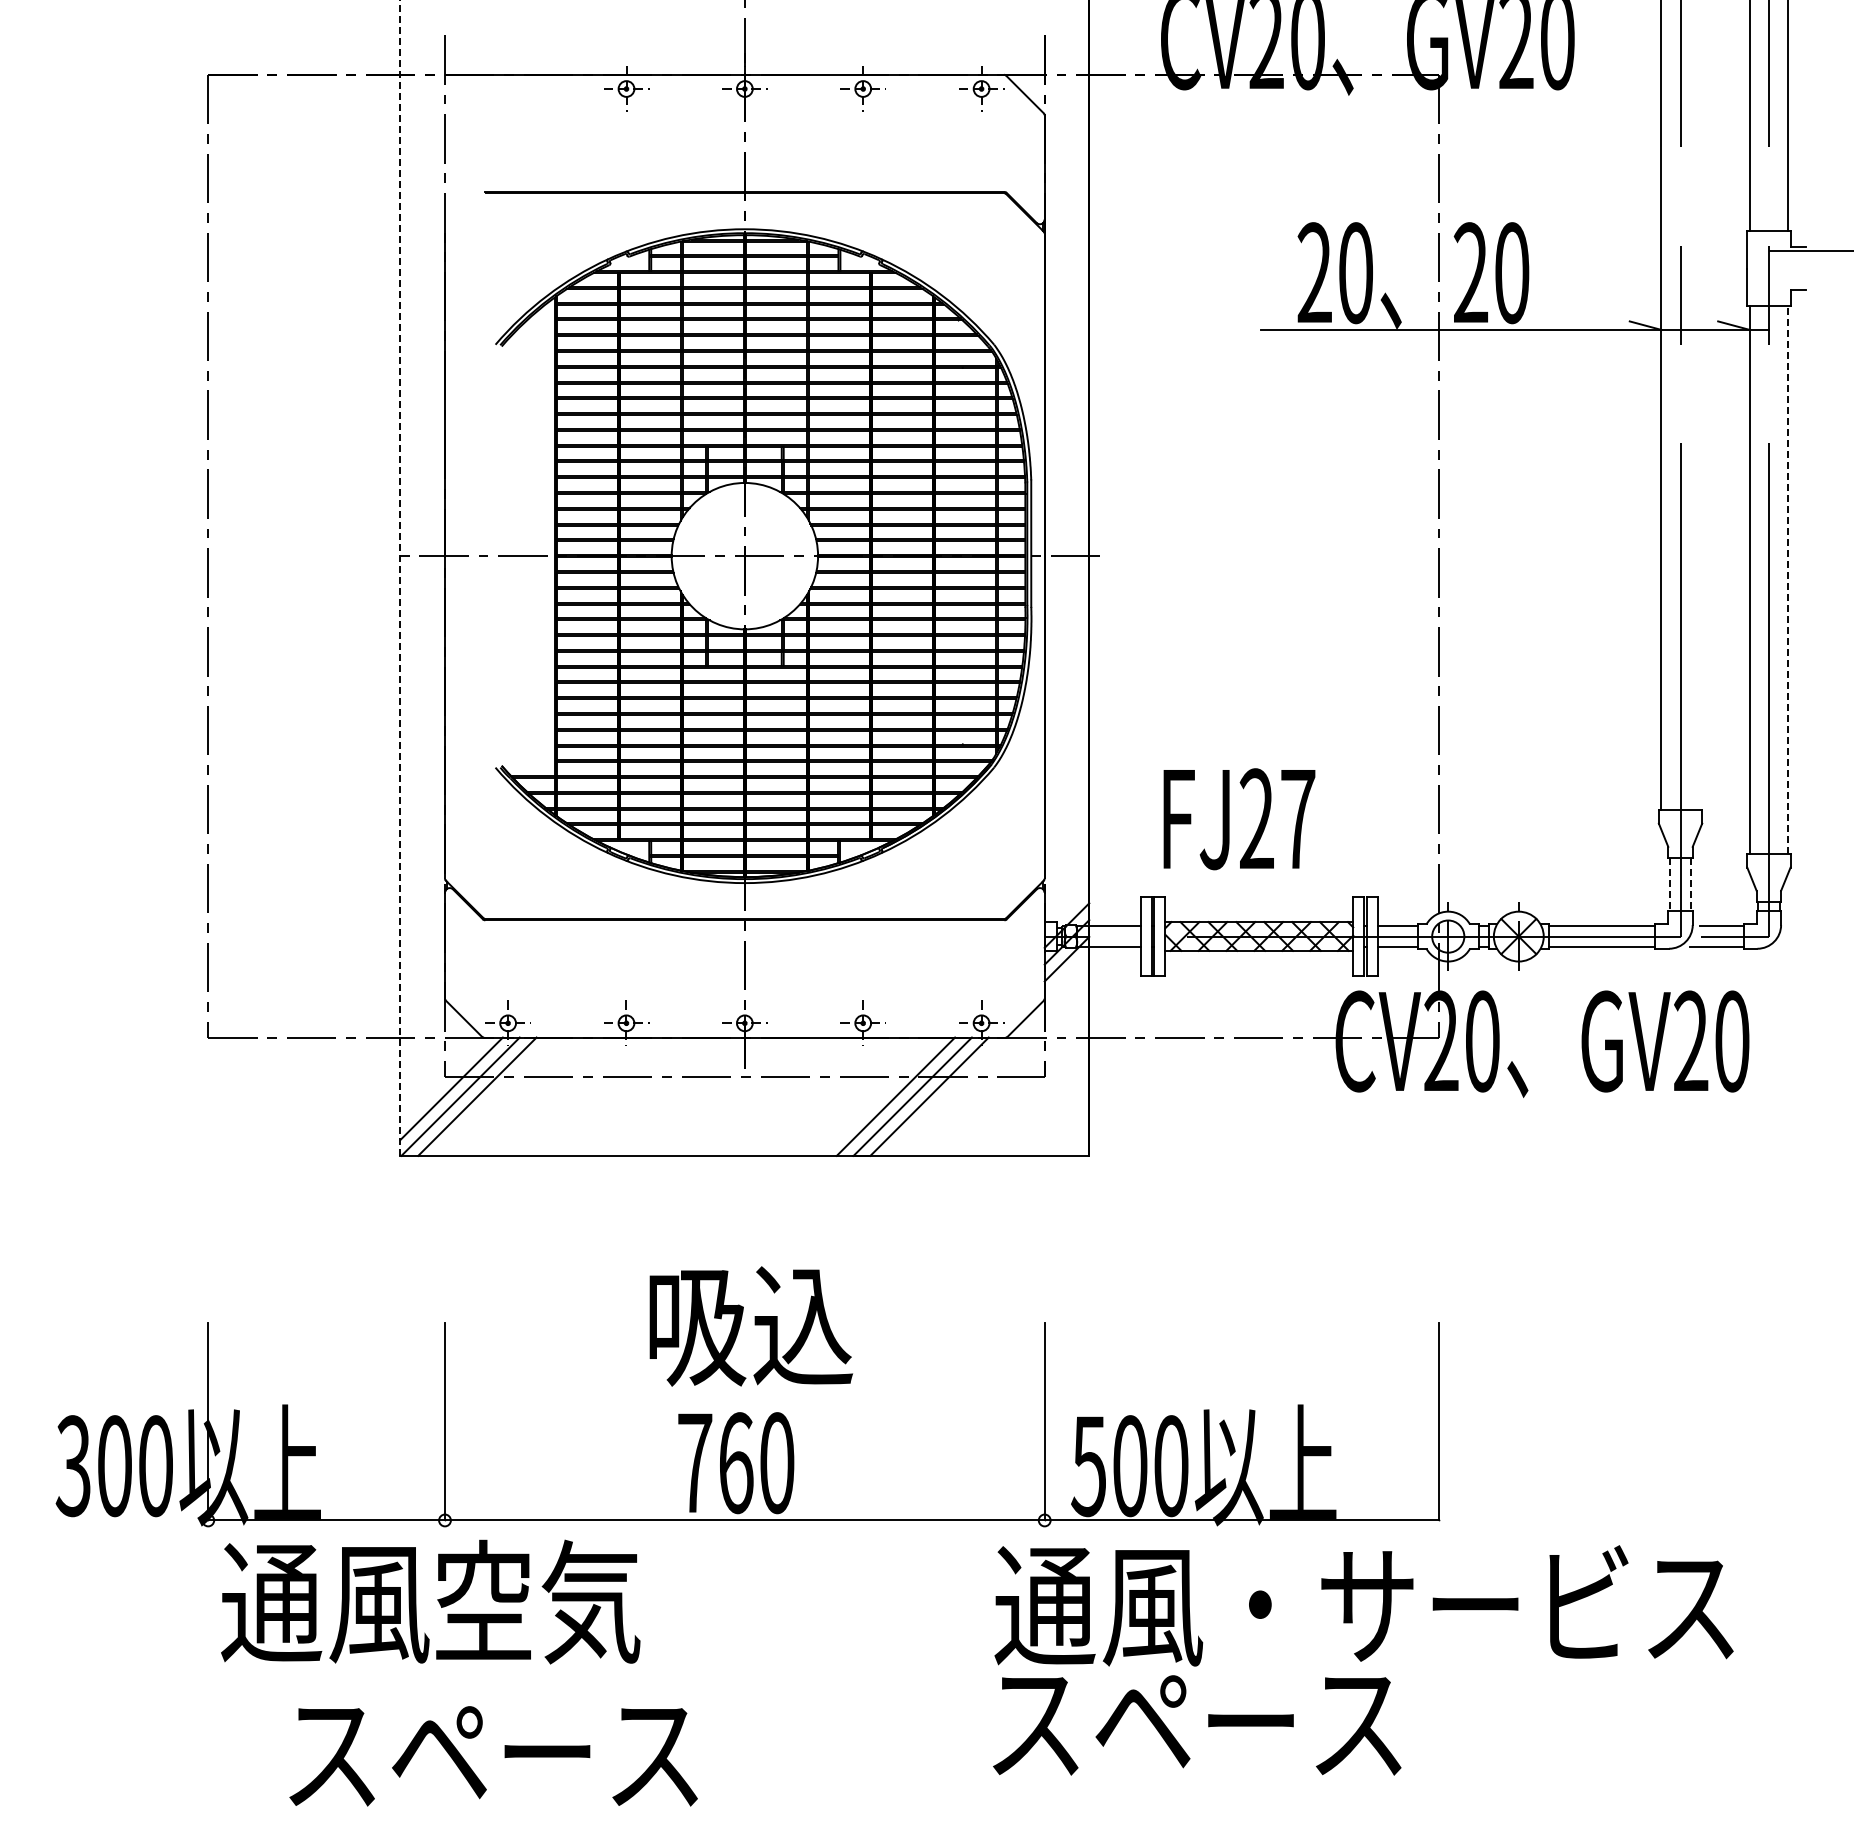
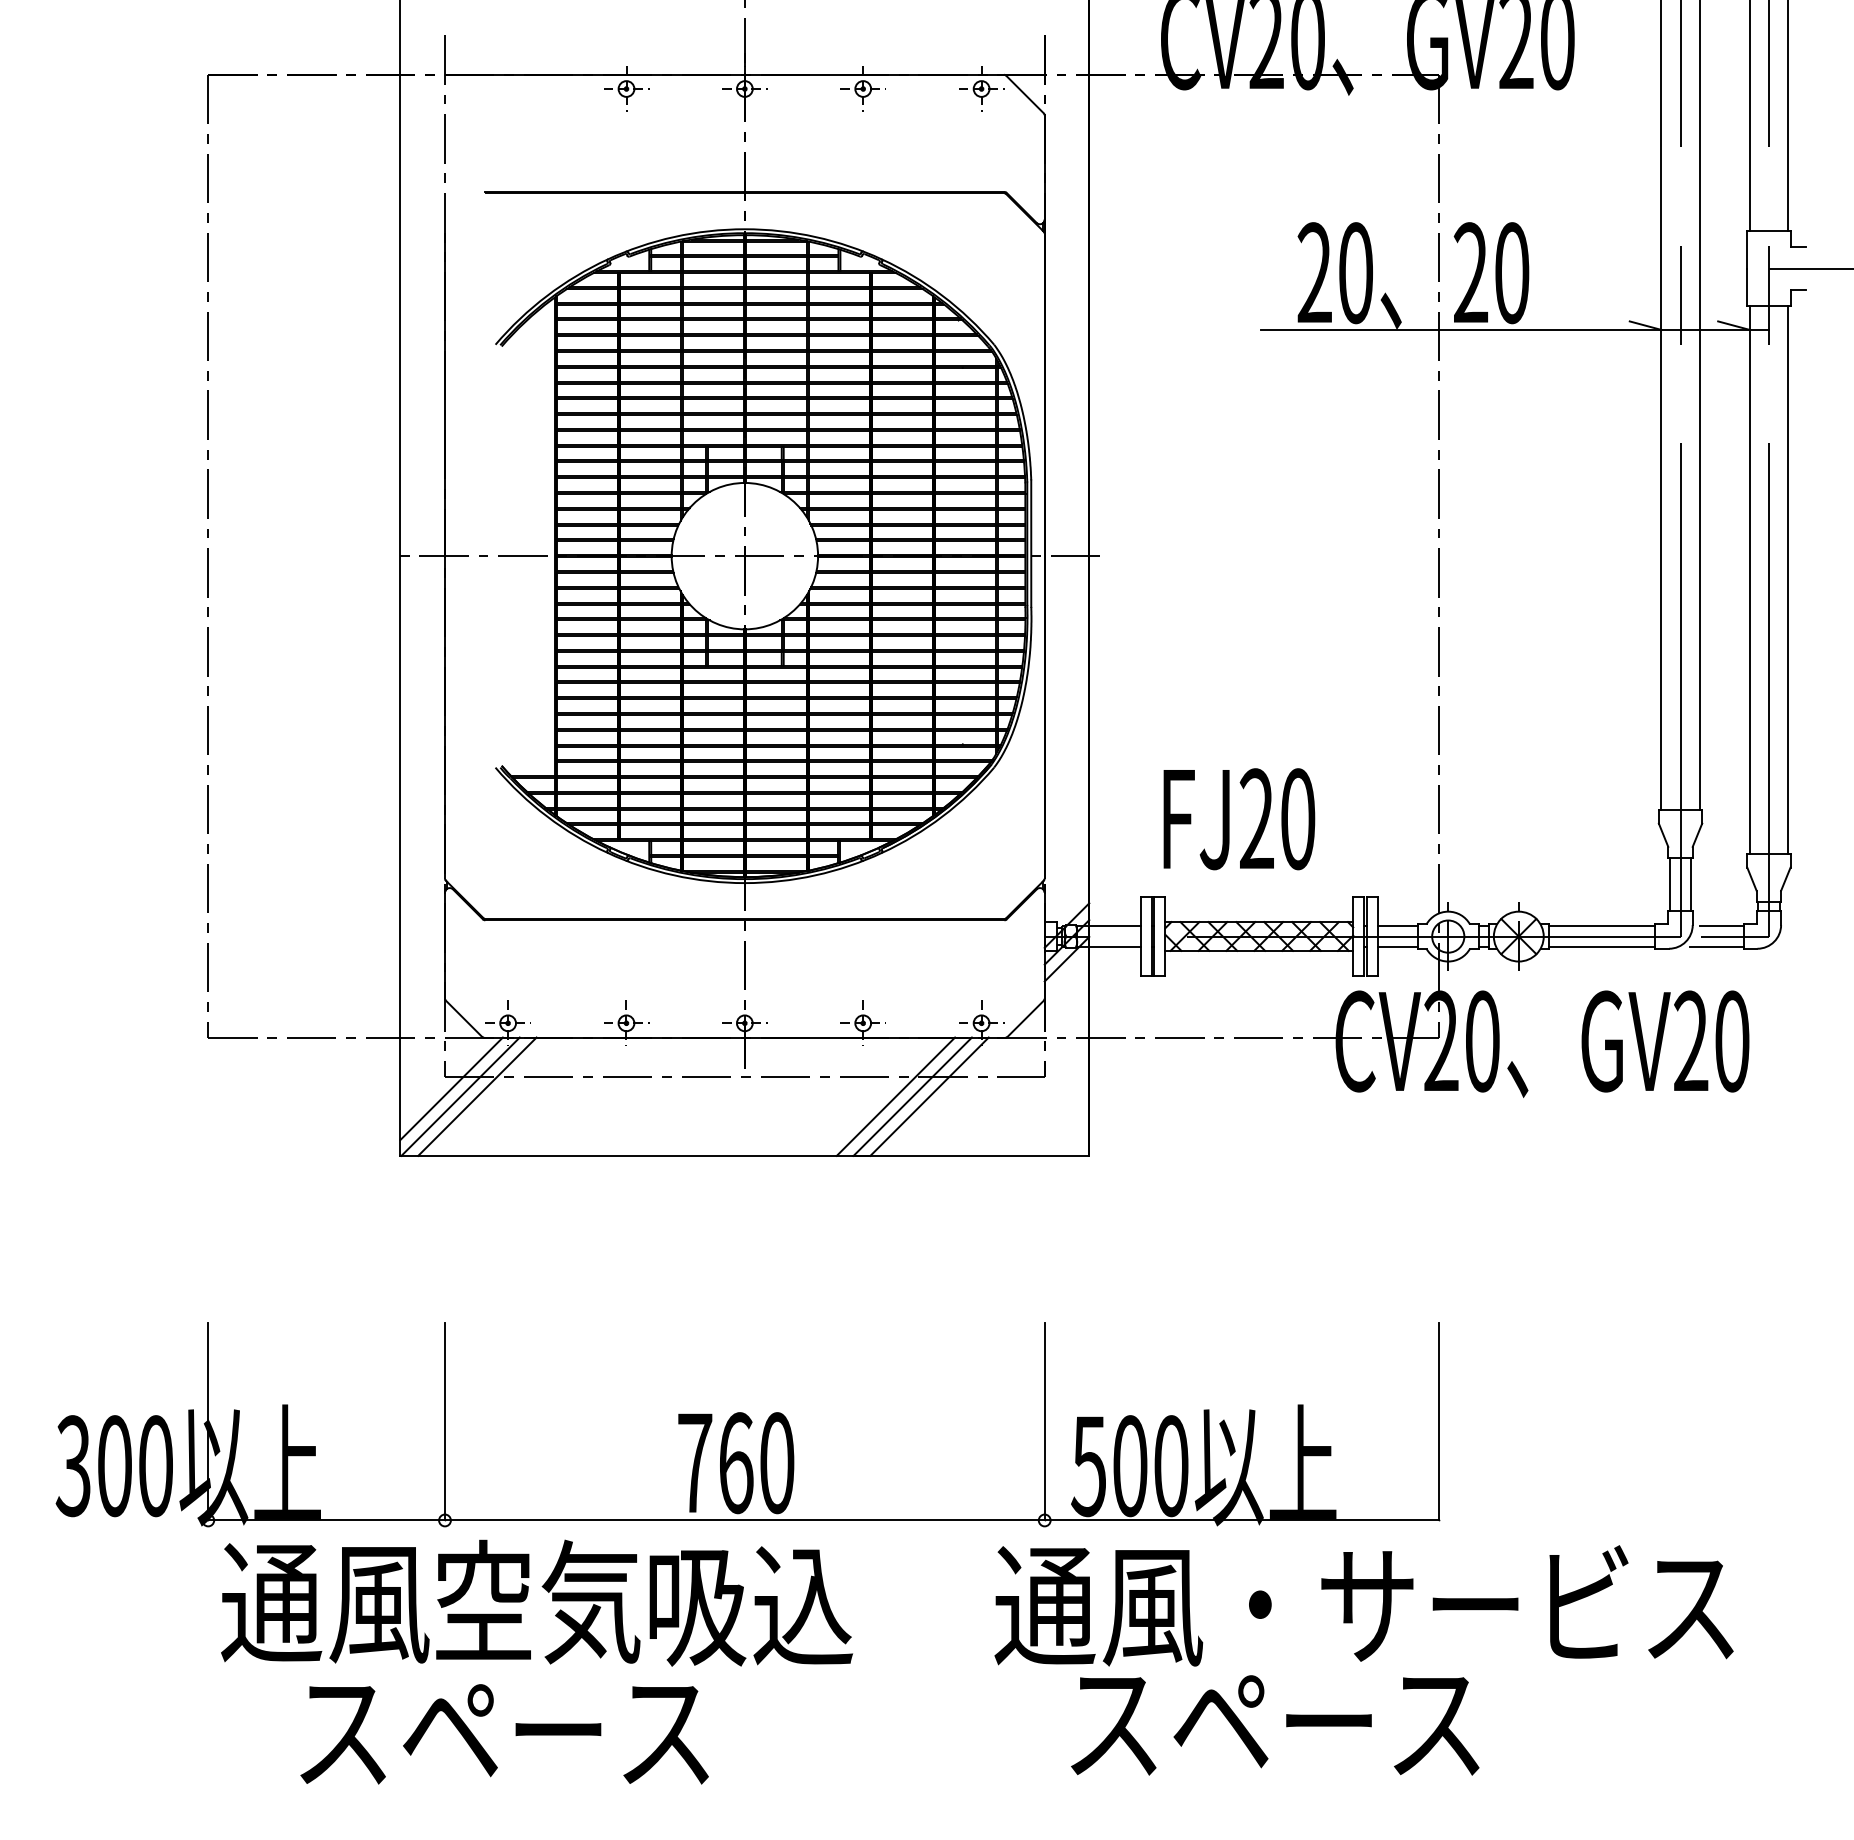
line position: (1809, 250) -> (1809, 268) (1809, 268)
line: none -> present (1699, 405)
line: dashed -> solid (400, 577)
line: dashed -> solid (1787, 579)
text: FJ27 -> FJ20 (1298, 819)
line: dashed -> solid (1669, 884)
line: dashed -> solid (1691, 884)
text position: (751, 1326) -> (751, 1606) (751, 1606)
text position: (1197, 1725) -> (1275, 1725) (1275, 1725)
text position: (493, 1756) -> (504, 1734) (504, 1734)
